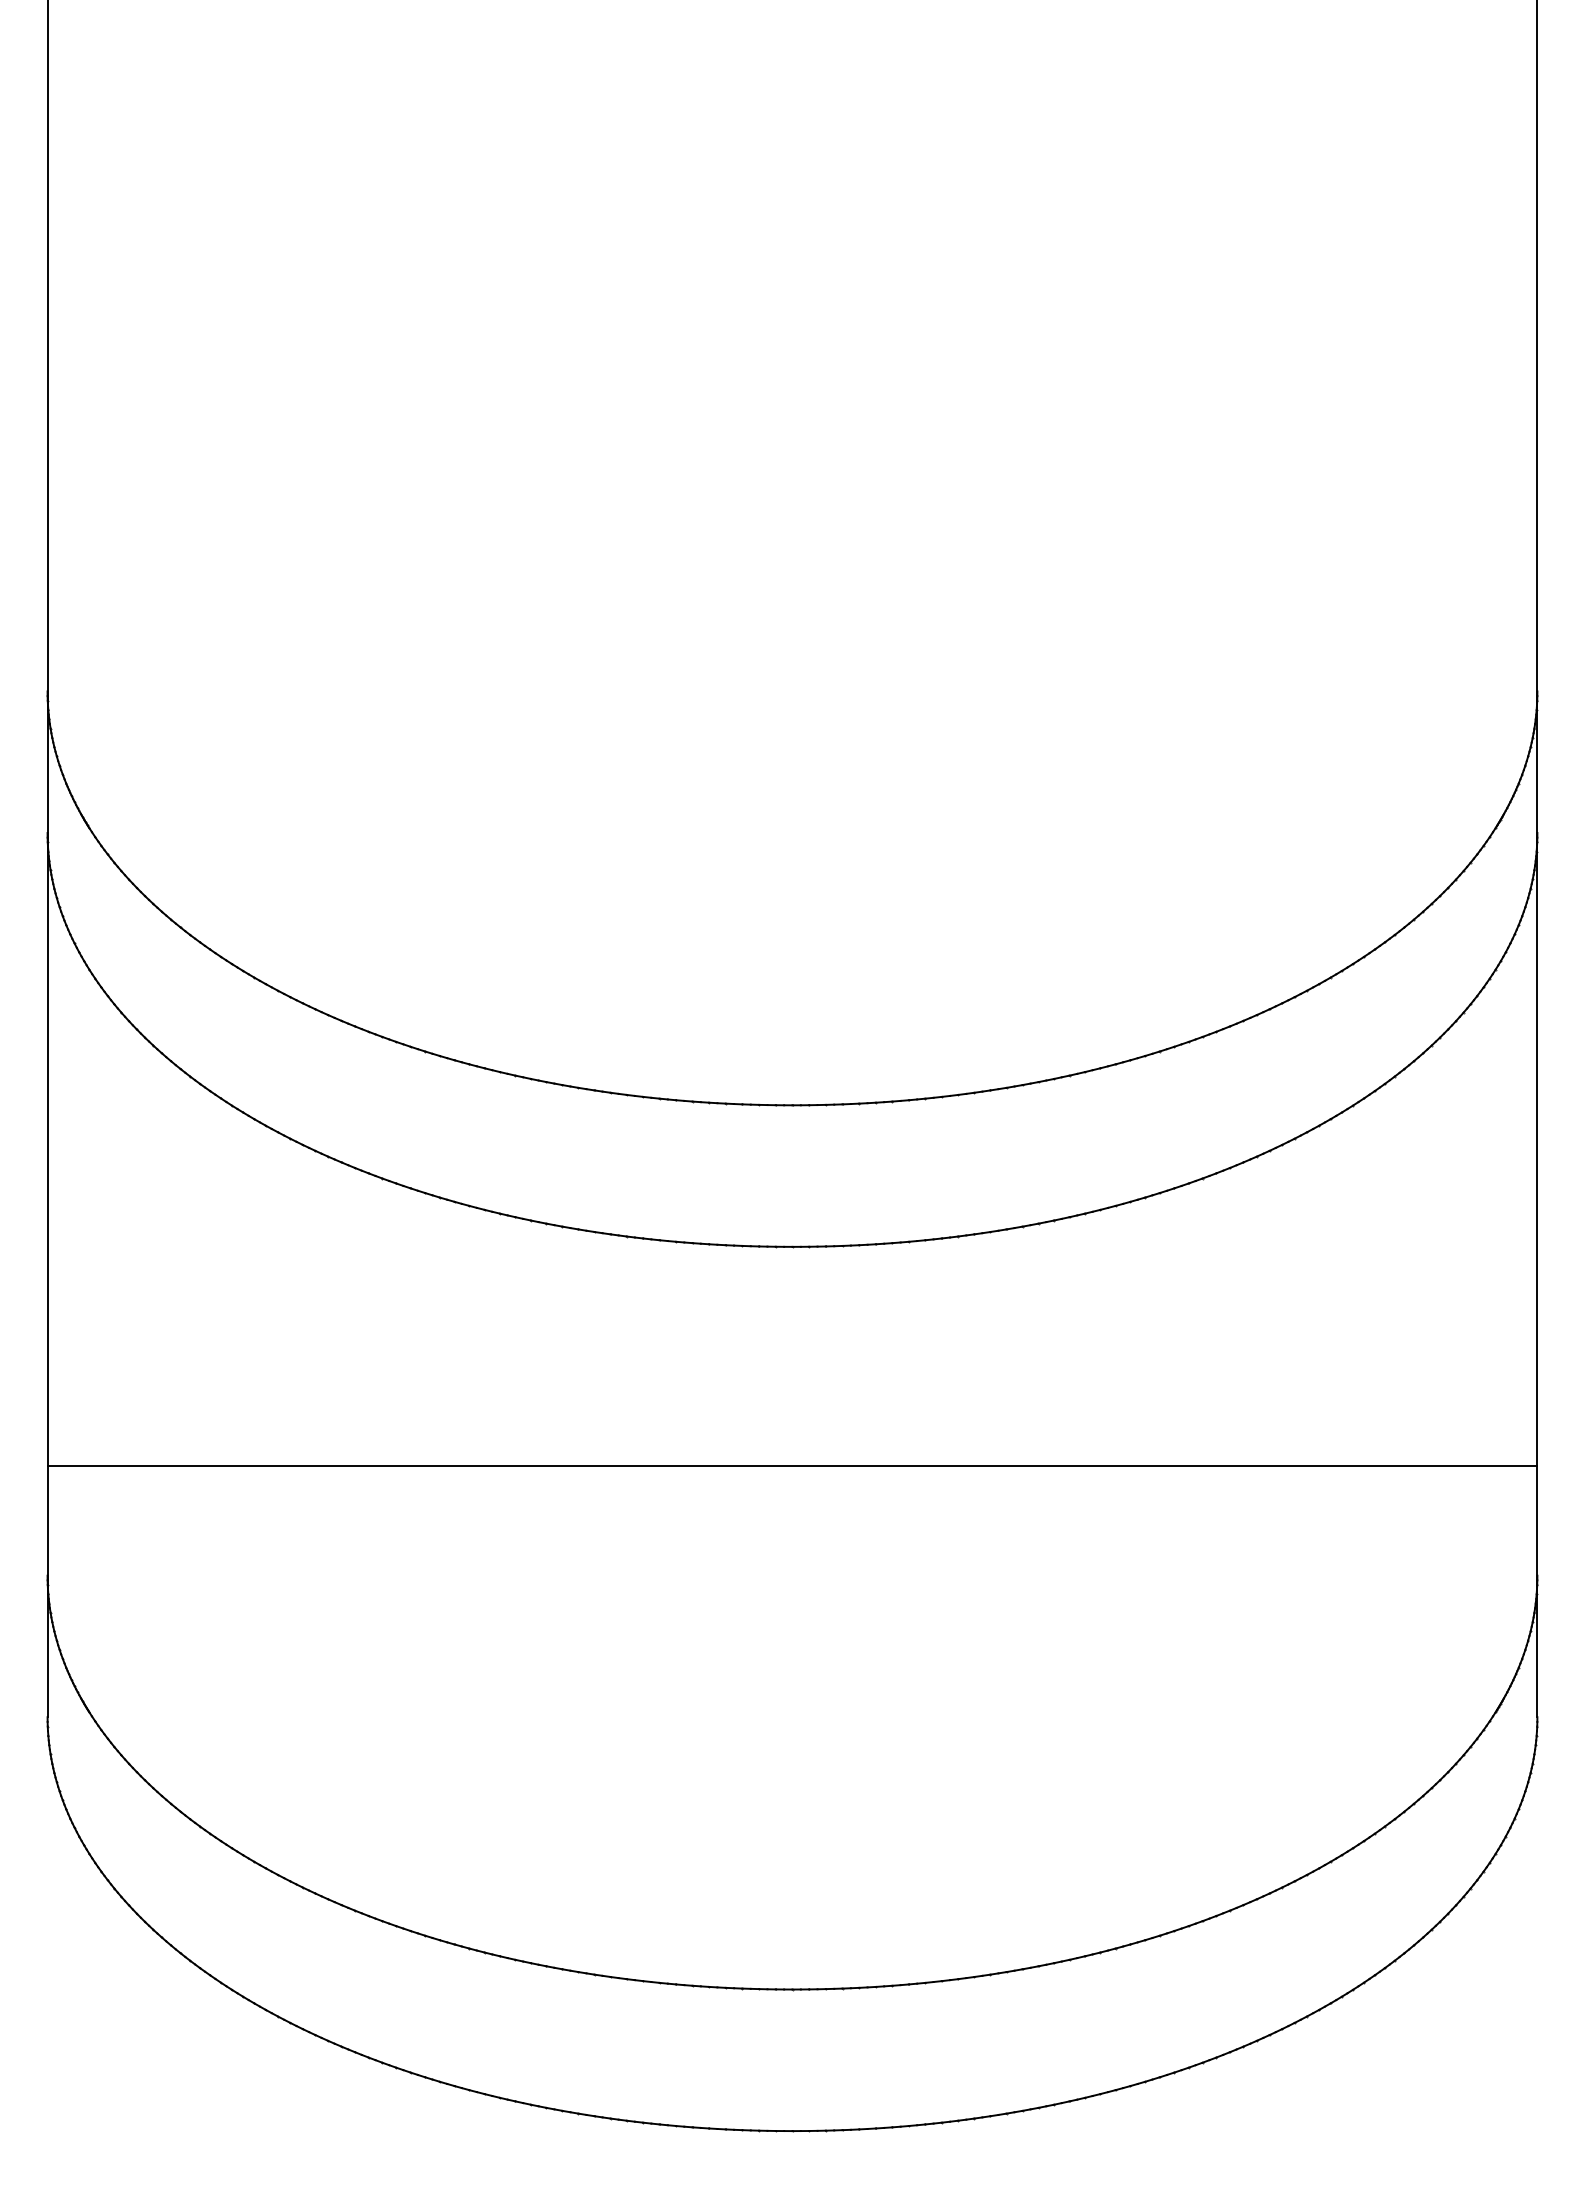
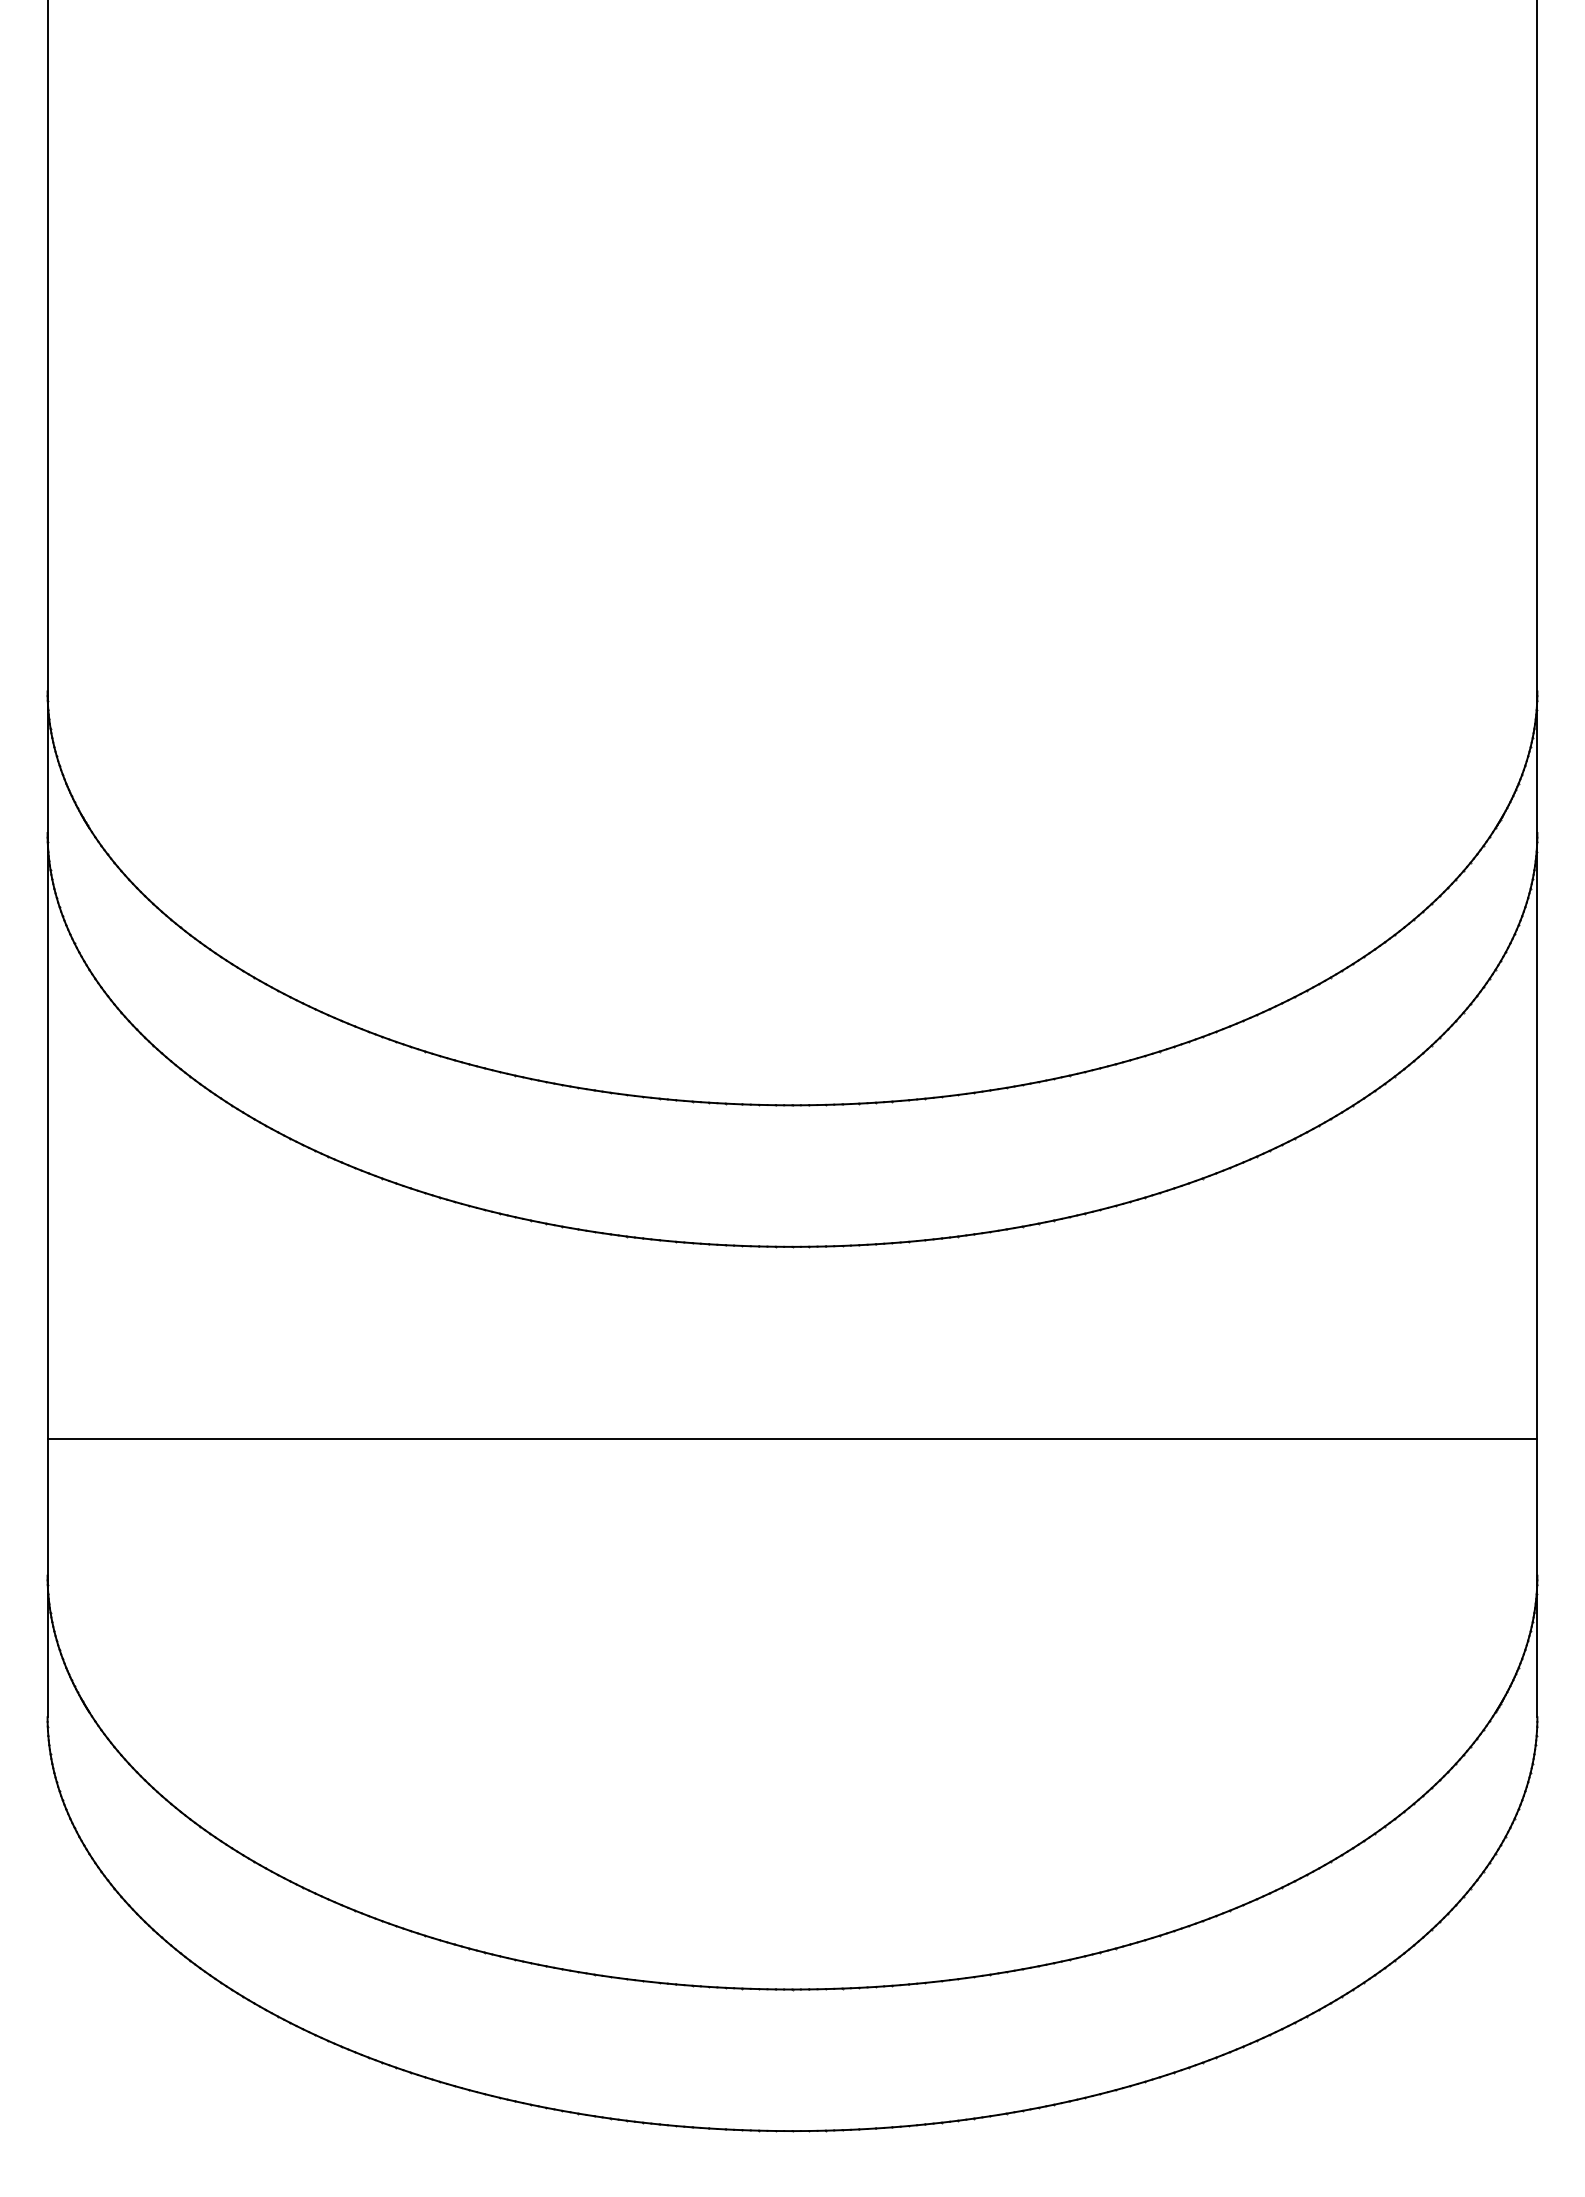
line position: (792, 1465) -> (792, 1438) (792, 1438)
